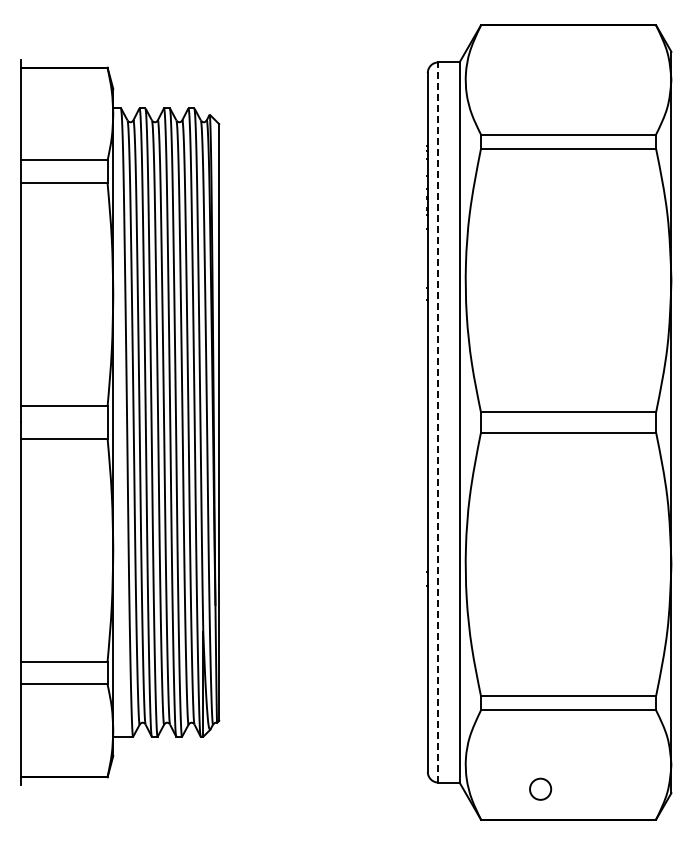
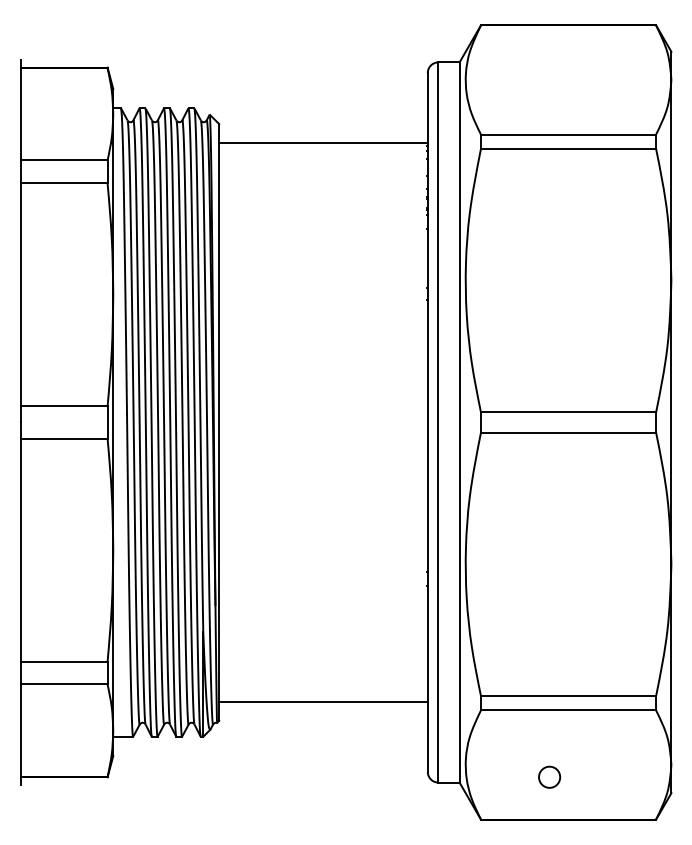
line: none -> present (323, 143)
line: dashed -> solid (438, 422)
line: none -> present (323, 701)
circle position: (540, 788) -> (549, 776) (549, 776)
